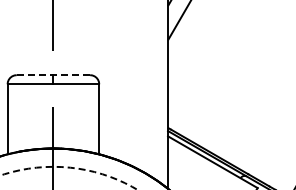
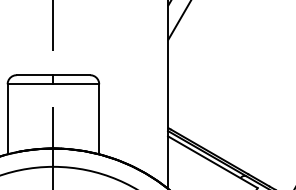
line: dashed -> solid (53, 75)
circle: dashed -> solid (68, 177)
